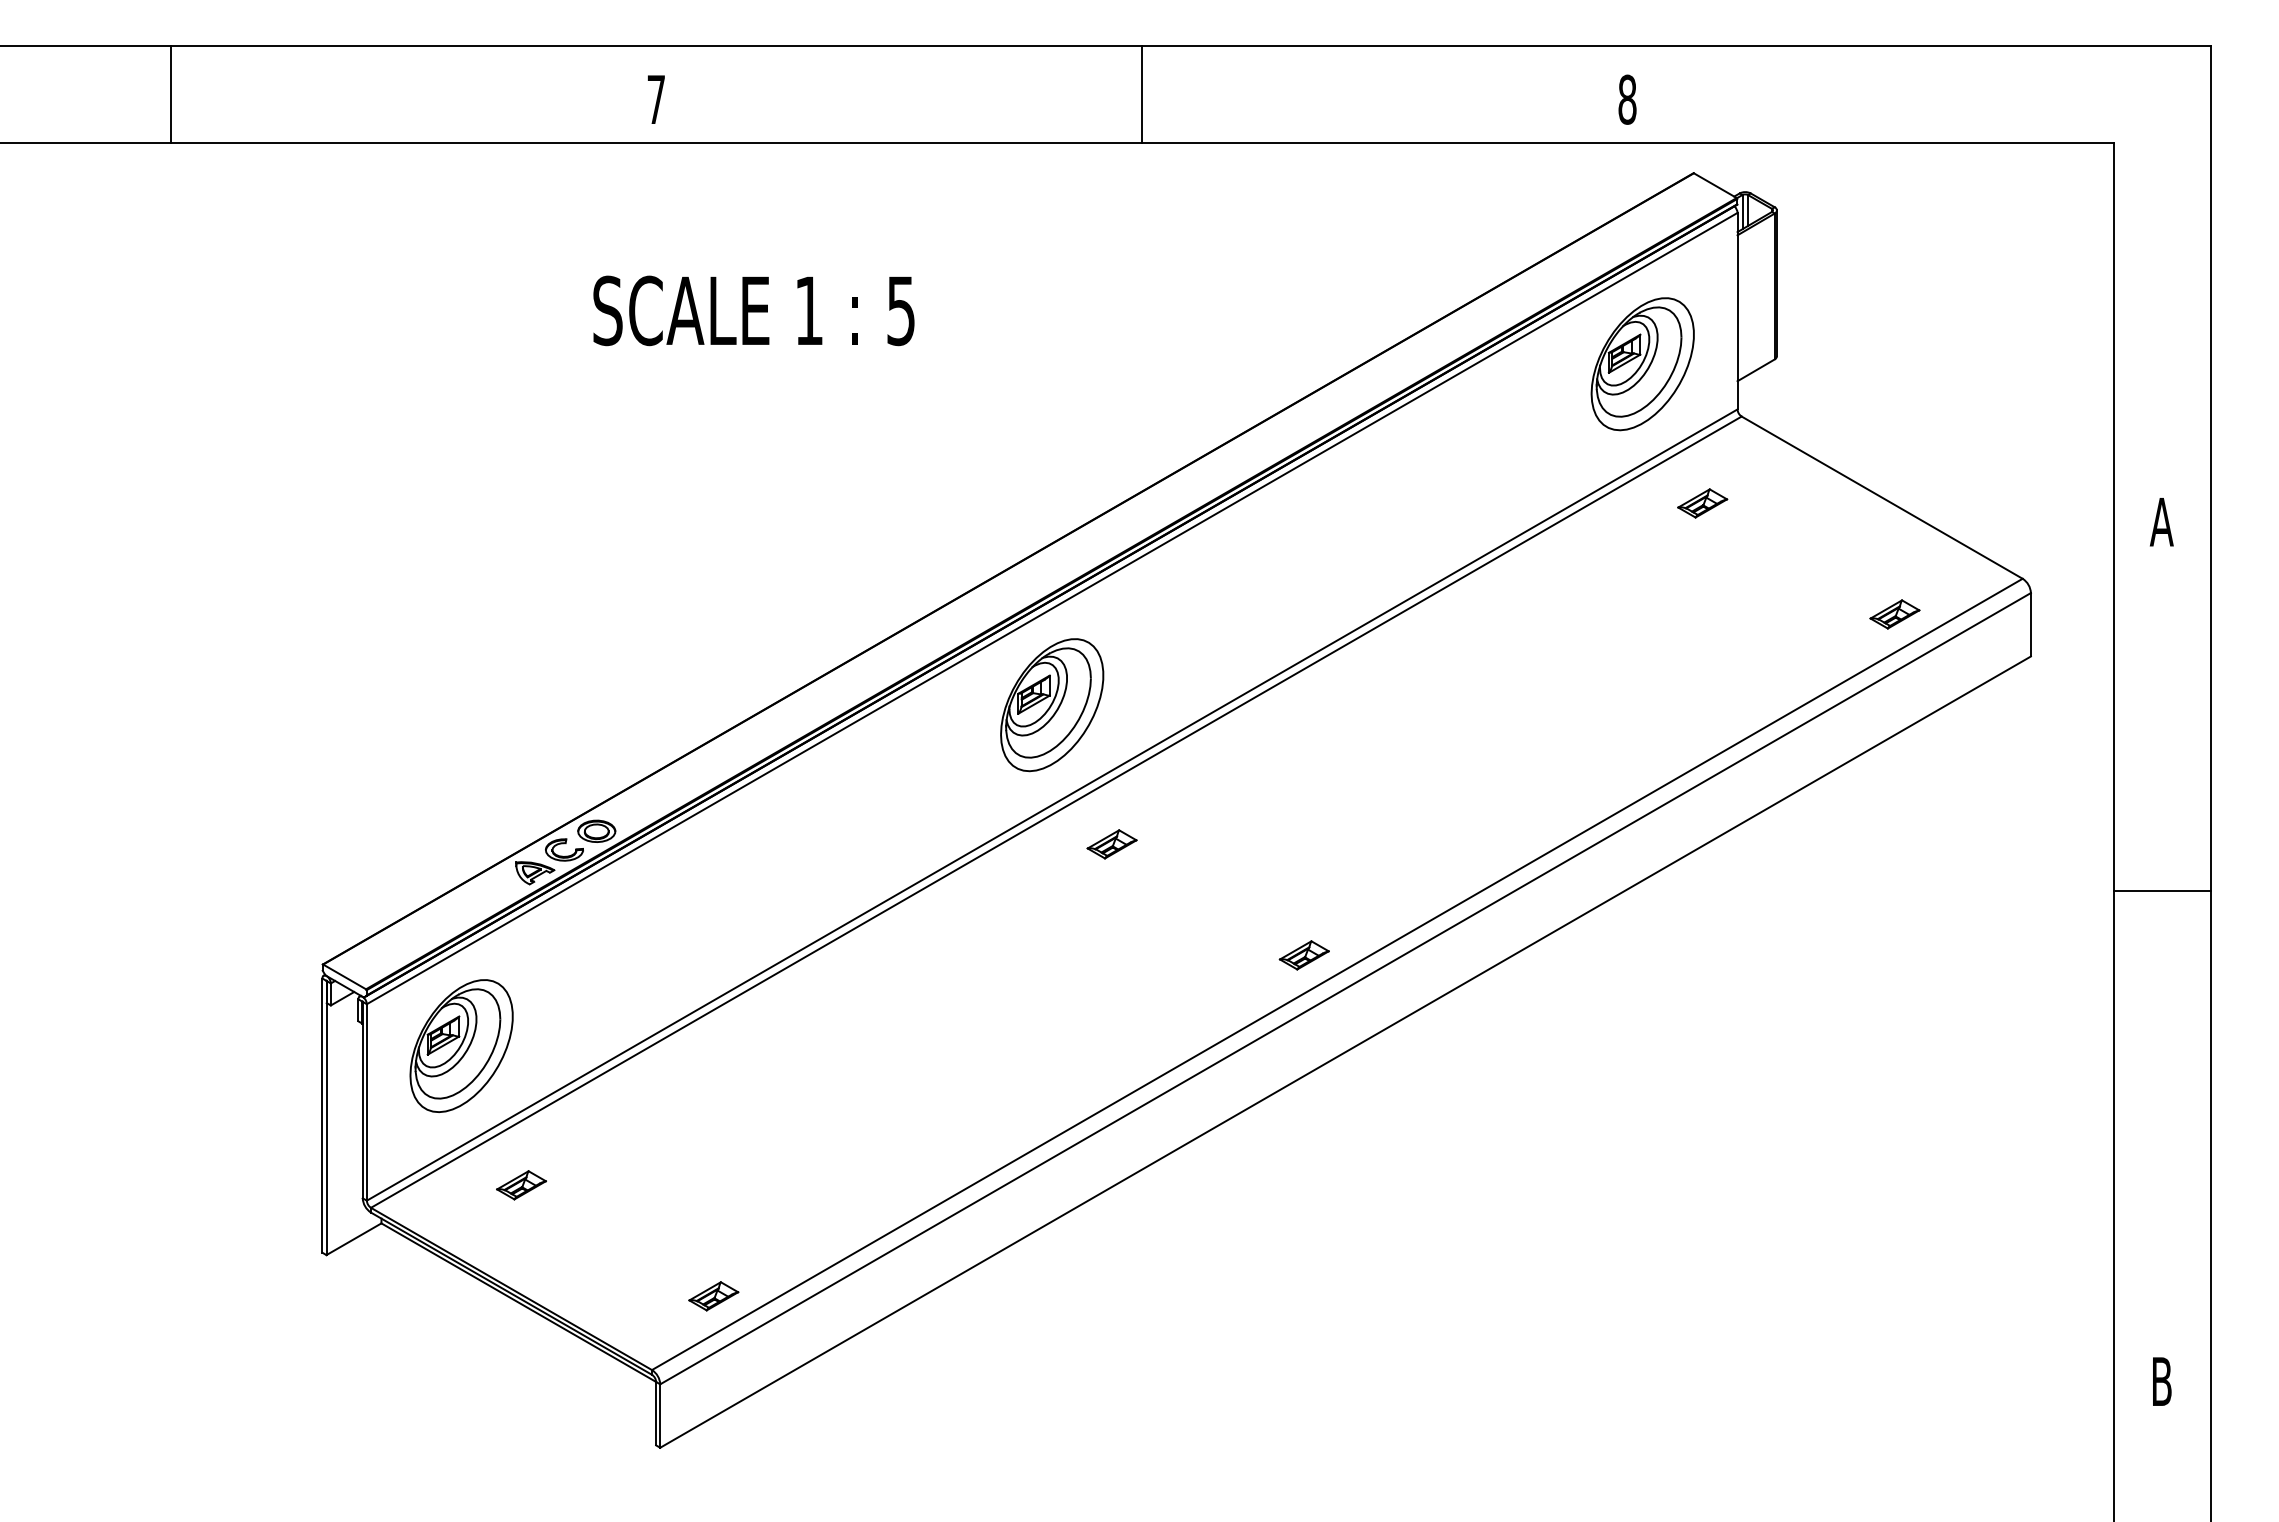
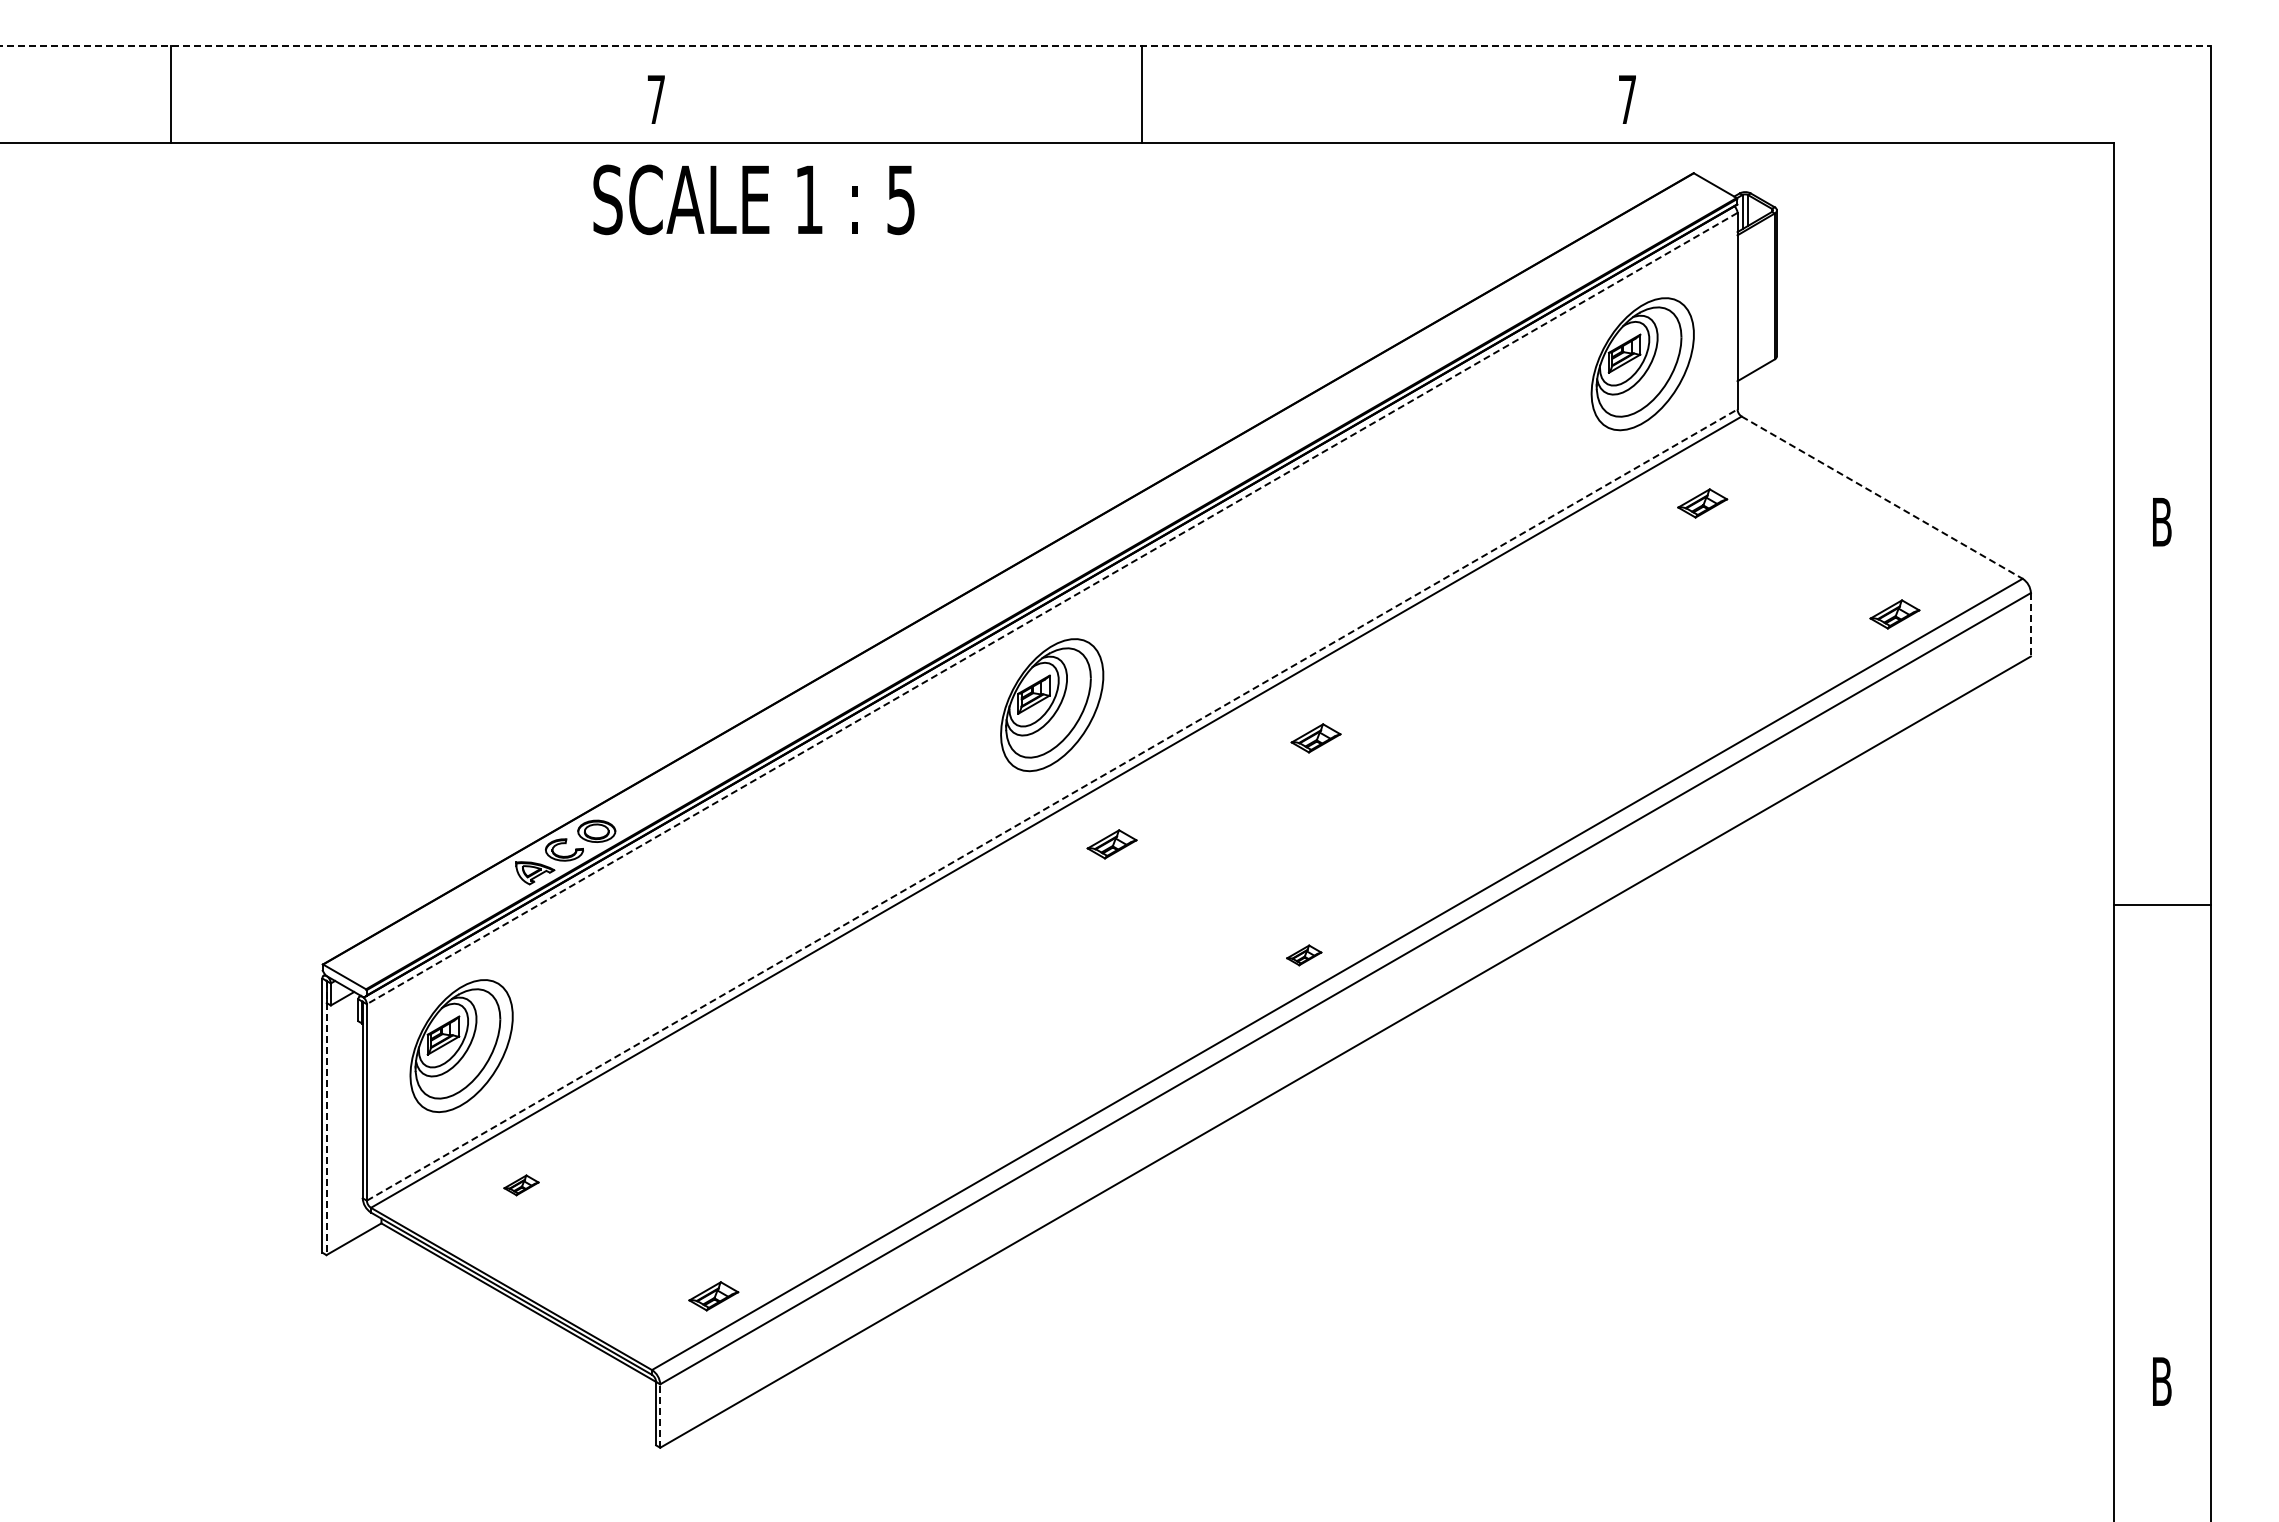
line: solid -> dashed (1105, 45)
text: 8 -> 7 (1627, 99)
text position: (753, 310) -> (753, 199) (753, 199)
line: solid -> dashed (1882, 497)
text: A -> B (2161, 522)
line: solid -> dashed (1051, 608)
line: solid -> dashed (2030, 624)
part: none -> present (1315, 738)
line: solid -> dashed (1052, 804)
line position: (2161, 890) -> (2161, 904) (2161, 904)
part size: 52x31 px -> 37x23 px (1304, 955)
line: solid -> dashed (326, 1118)
part size: 51x31 px -> 37x23 px (521, 1185)
line: solid -> dashed (660, 1416)
